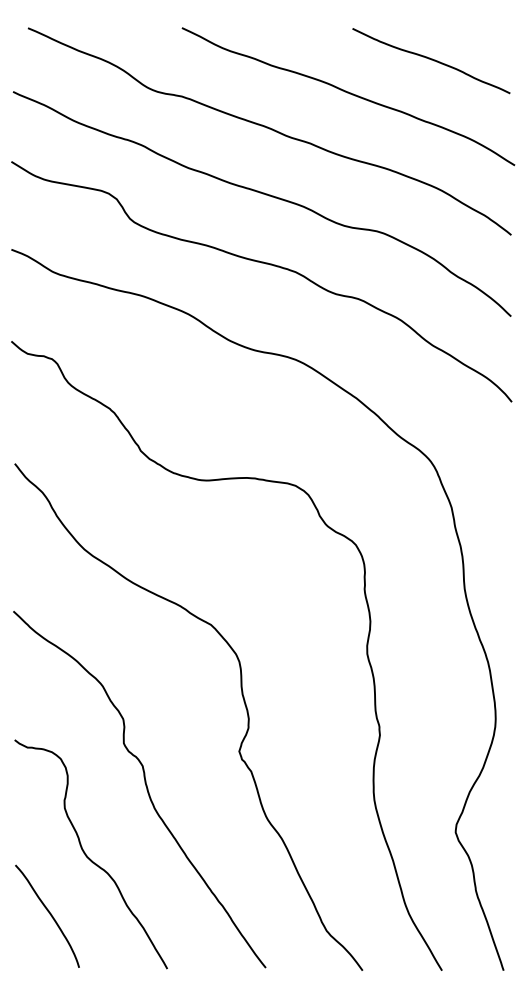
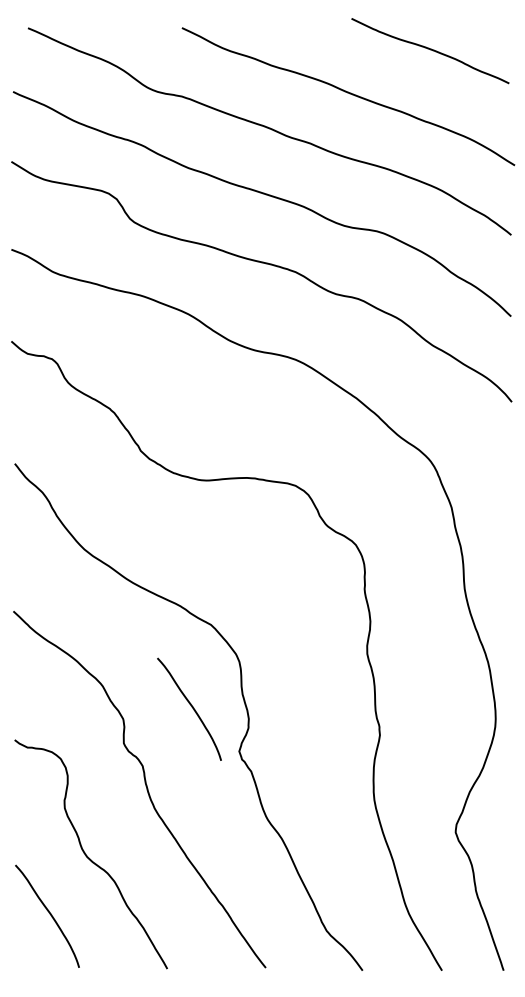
curve position: (431, 60) -> (430, 50) (430, 50)
curve: none -> present (191, 707)
